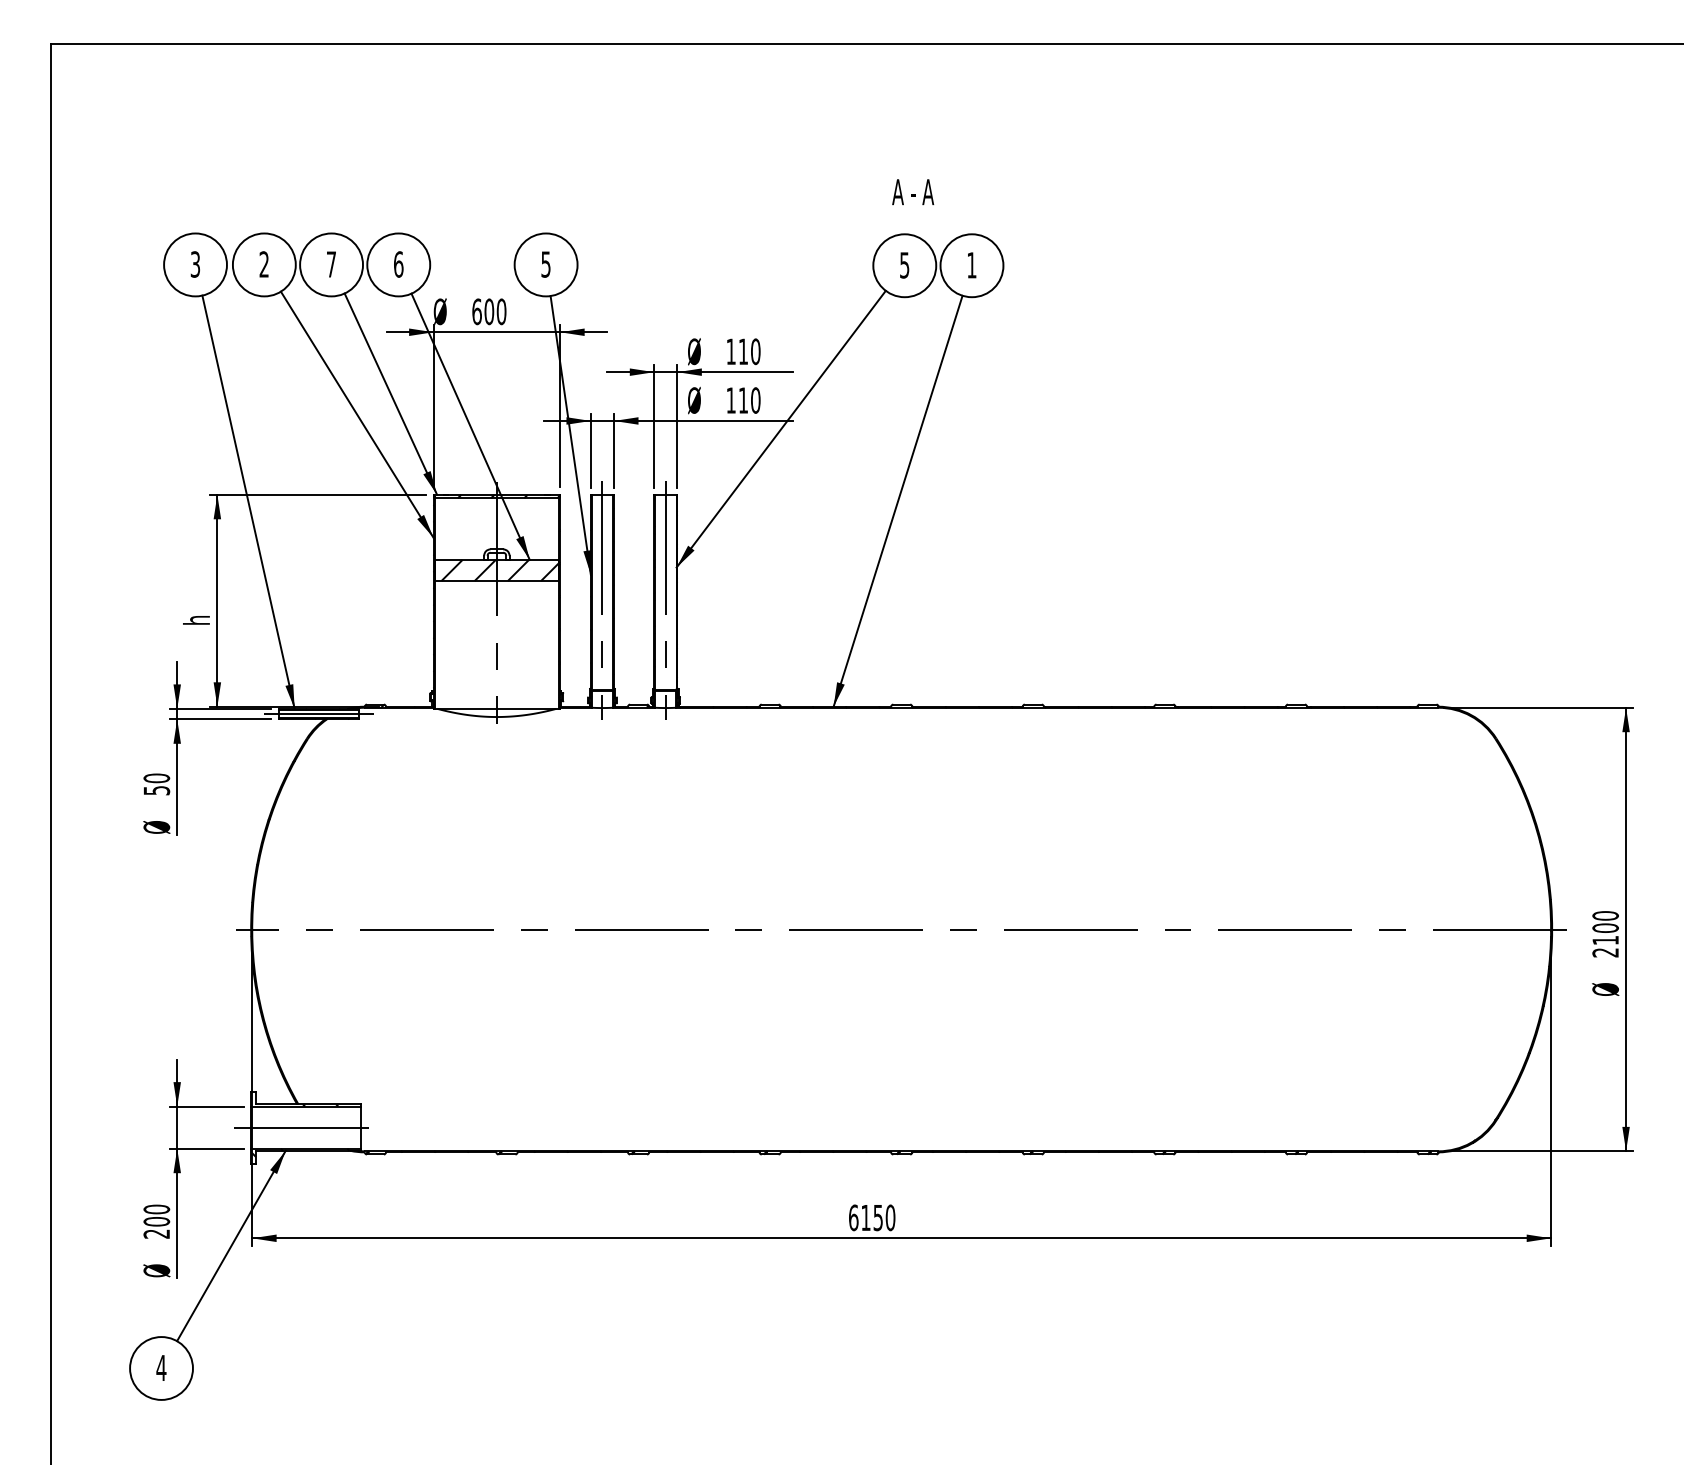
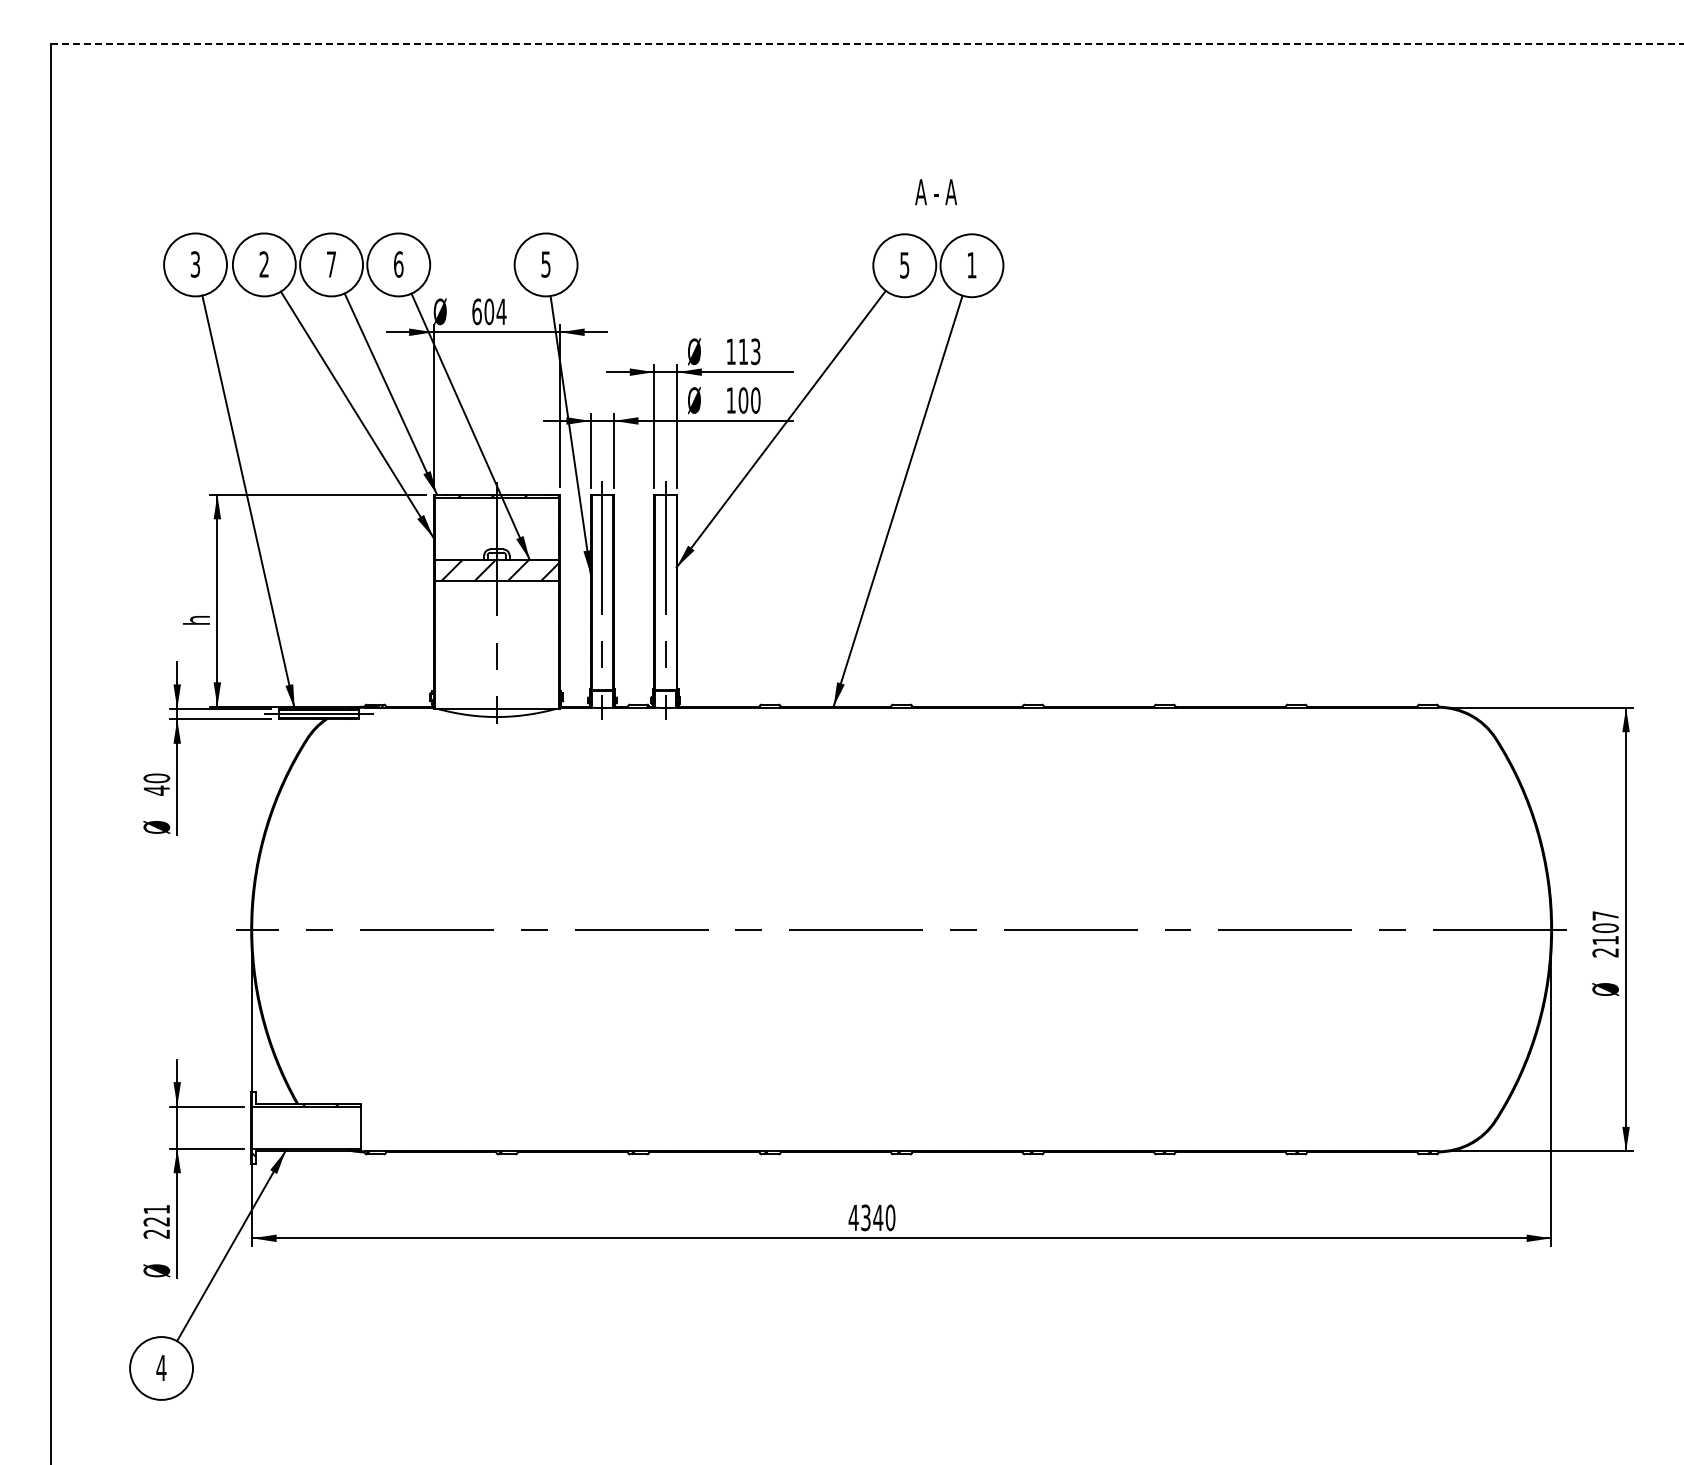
line: solid -> dashed (867, 43)
text position: (913, 192) -> (936, 192) (936, 192)
text: 600 -> 604 (501, 311)
text: 110 -> 113 (755, 351)
text: 110 -> 100 (743, 400)
text: 50 -> 40 (156, 790)
text: 2100 -> 2107 (1605, 915)
line: present -> none (301, 1127)
text: 200 -> 221 (156, 1215)
text: 6150 -> 4340 (865, 1217)
